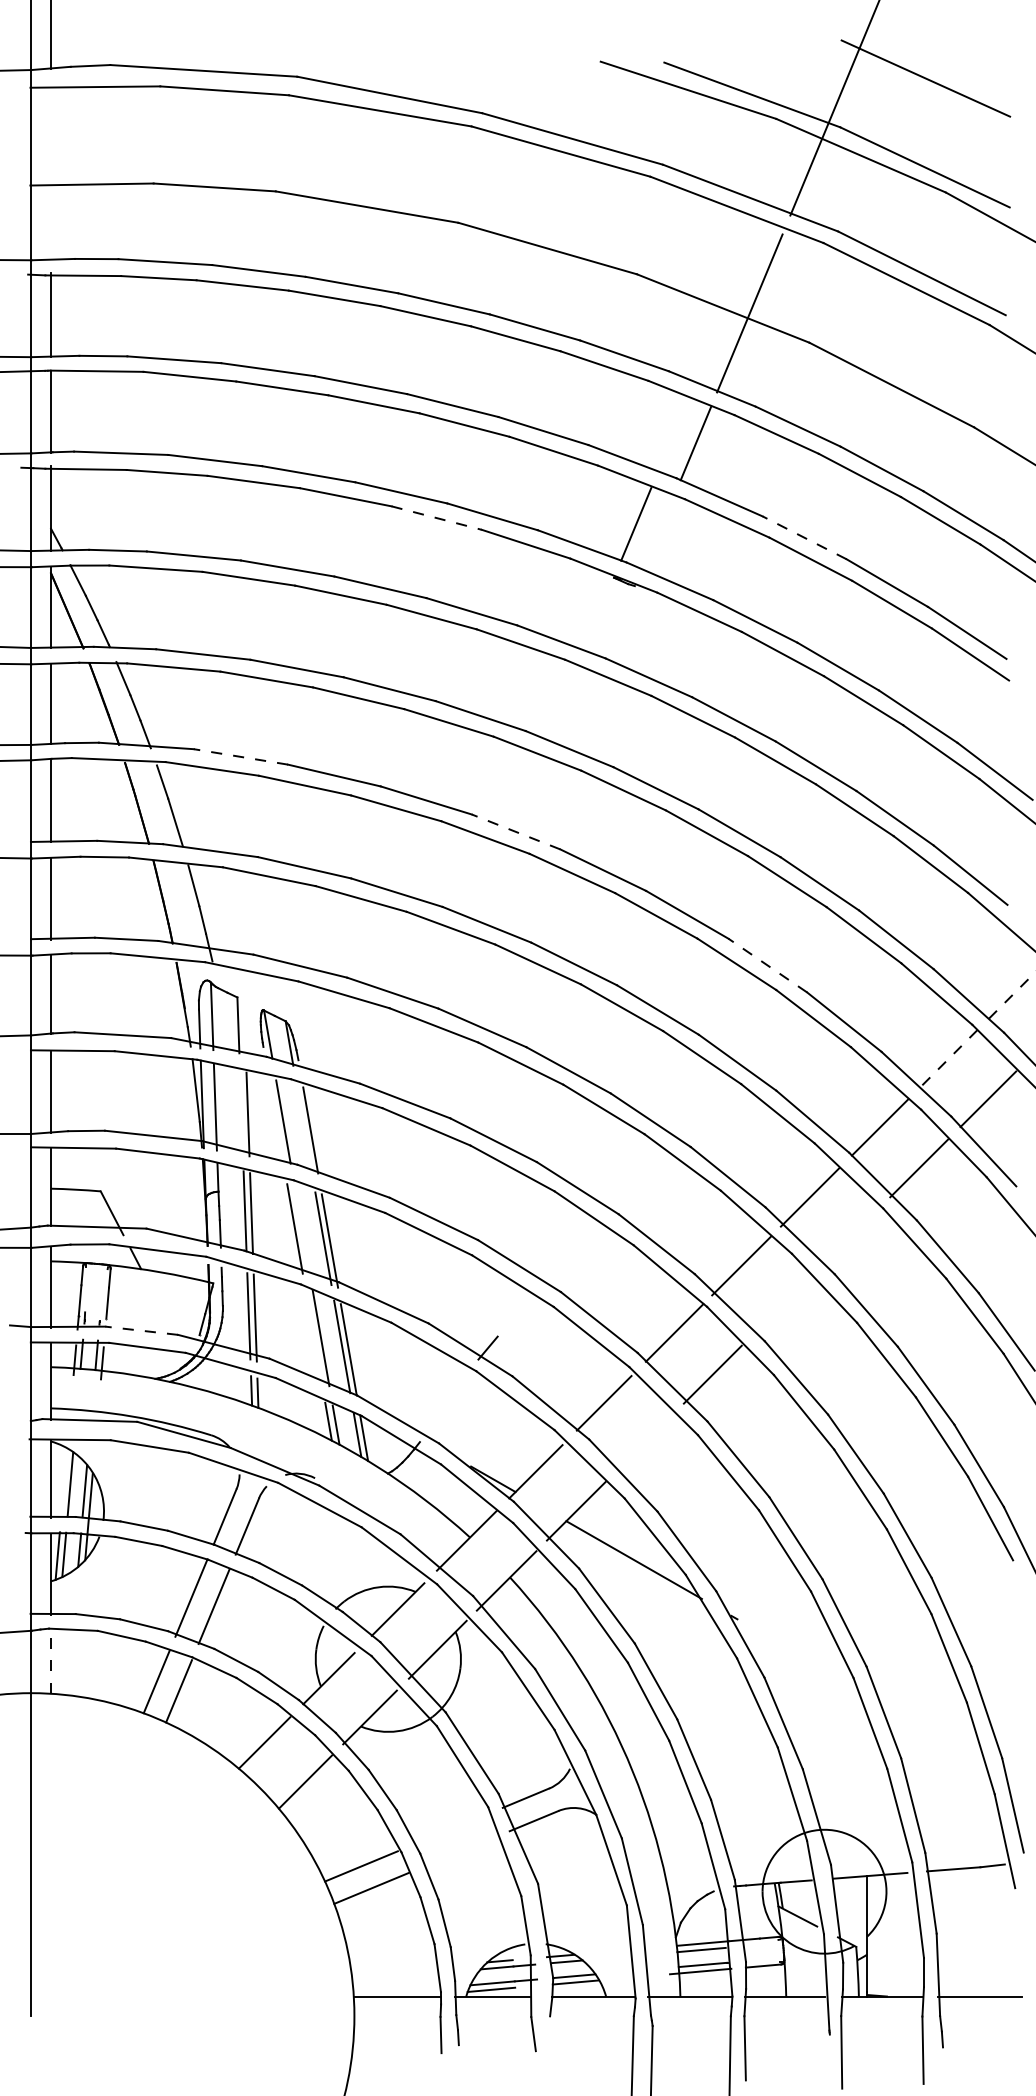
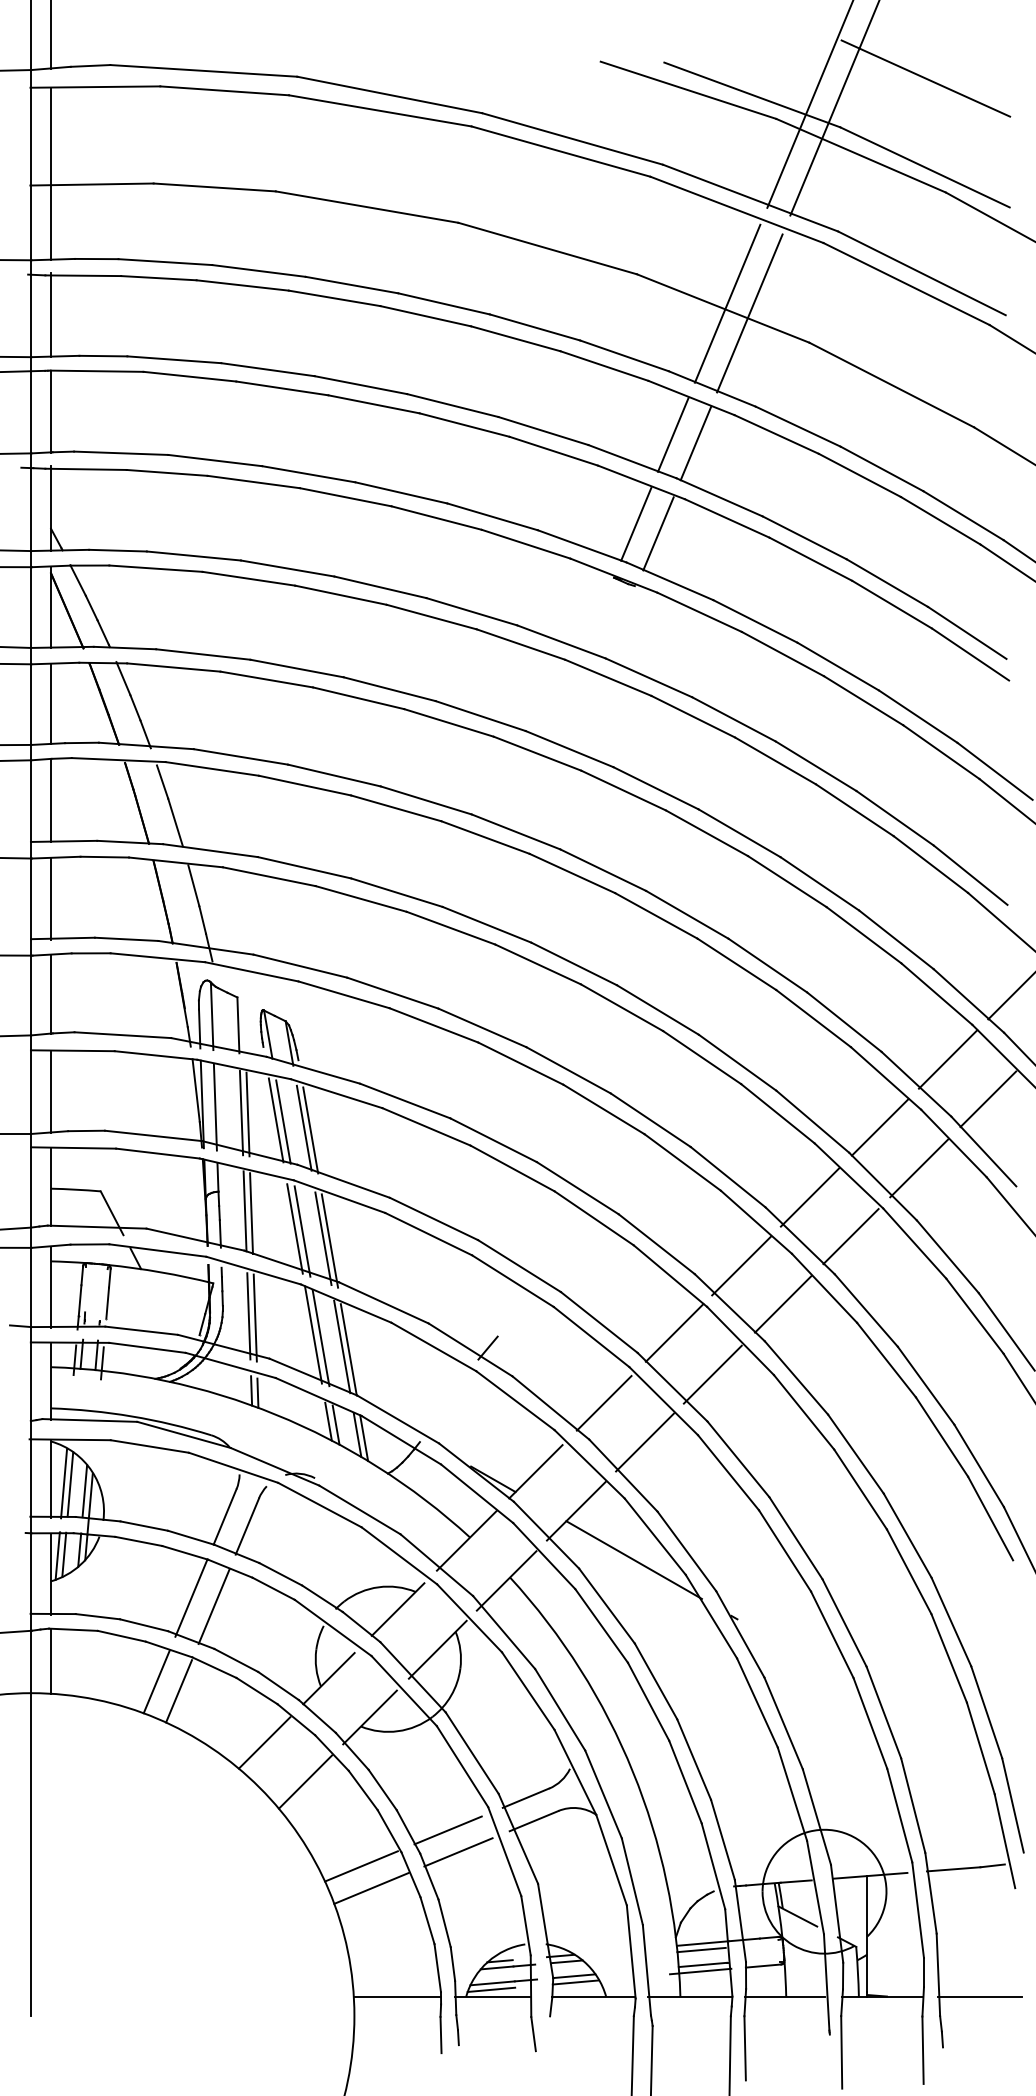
line: none -> present (809, 104)
line: none -> present (50, 174)
line: none -> present (727, 303)
line: none -> present (673, 434)
line: dashed -> solid (436, 518)
line: none -> present (658, 533)
line: dashed -> solid (804, 537)
line: dashed -> solid (240, 756)
line: dashed -> solid (516, 831)
line: dashed -> solid (767, 965)
line: dashed -> solid (1011, 996)
line: dashed -> solid (947, 1059)
line: none -> present (241, 1113)
line: none -> present (275, 1120)
line: none -> present (303, 1127)
line: none -> present (302, 1231)
line: none -> present (850, 1236)
line: none -> present (783, 1304)
line: dashed -> solid (141, 1330)
line: none -> present (313, 1334)
line: none -> present (644, 1442)
line: none -> present (64, 1483)
line: dashed -> solid (50, 1660)
line: none -> present (447, 1830)
line: none -> present (458, 1852)
